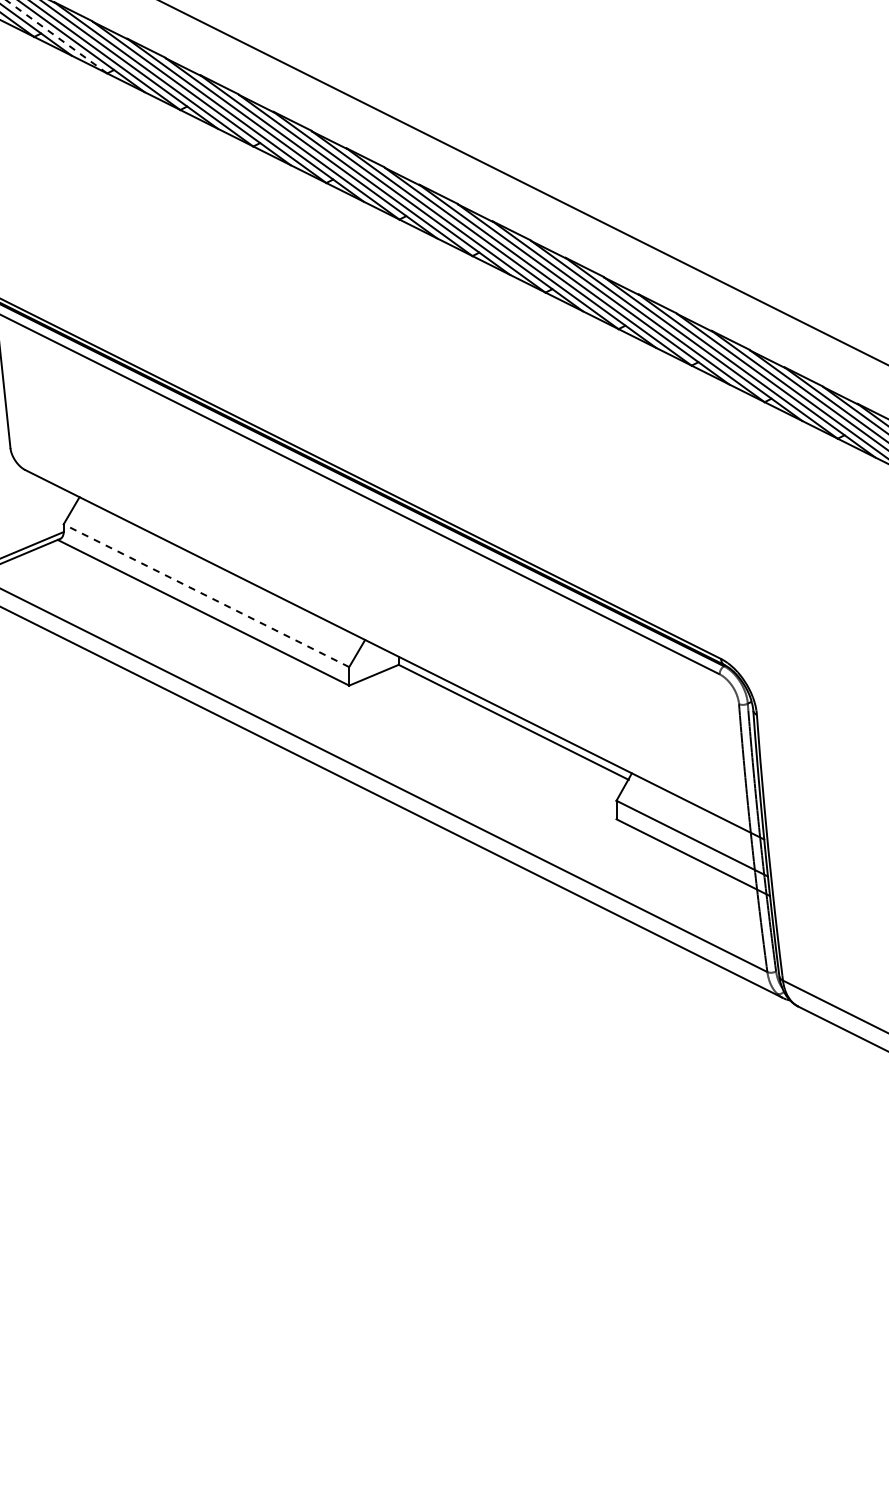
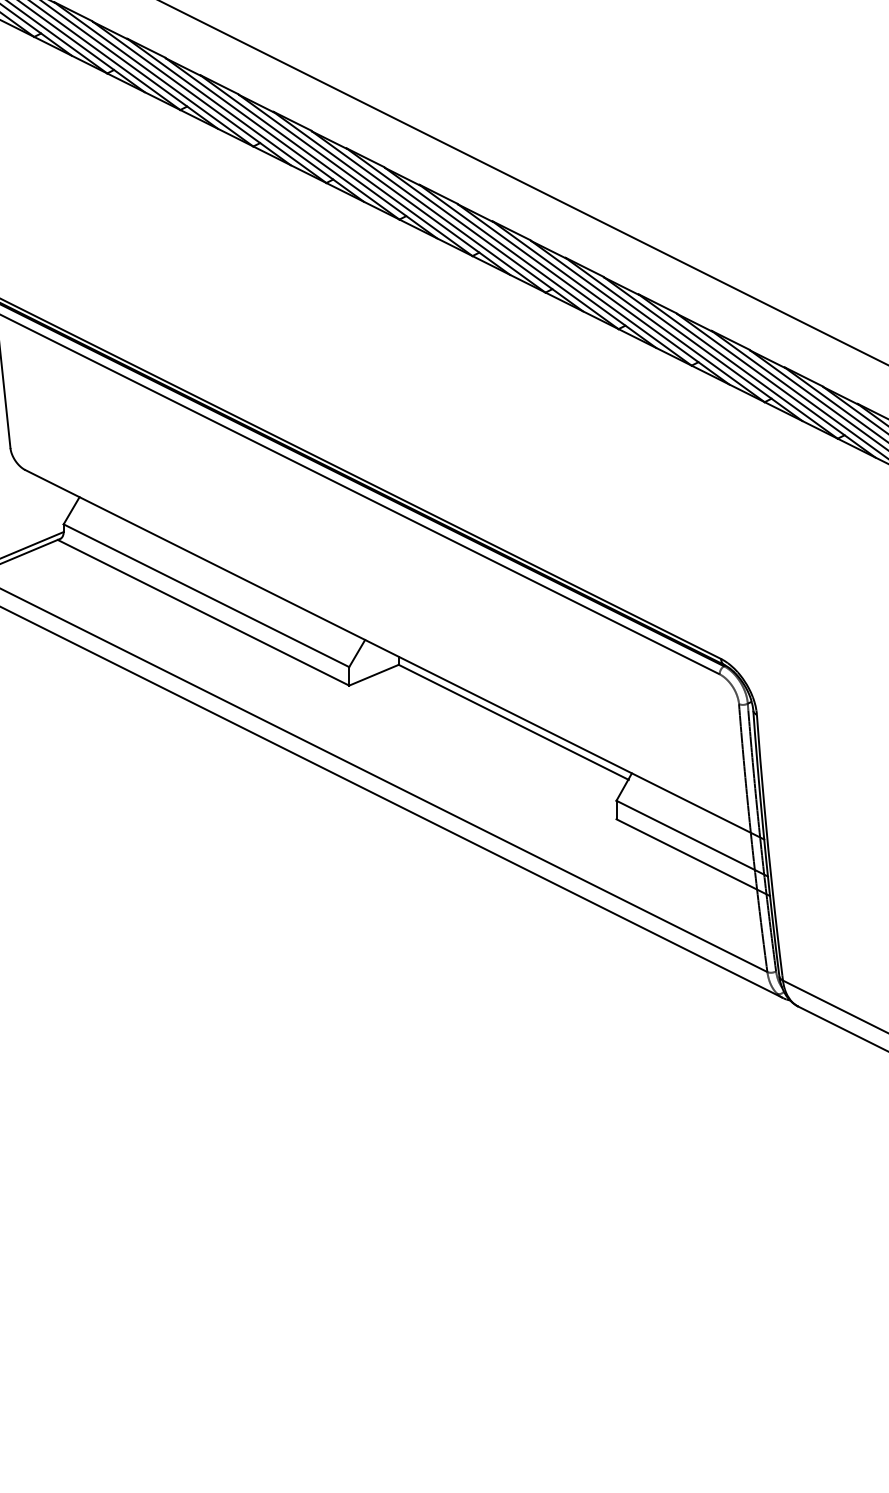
line: dashed -> solid (56, 36)
line: dashed -> solid (206, 595)
